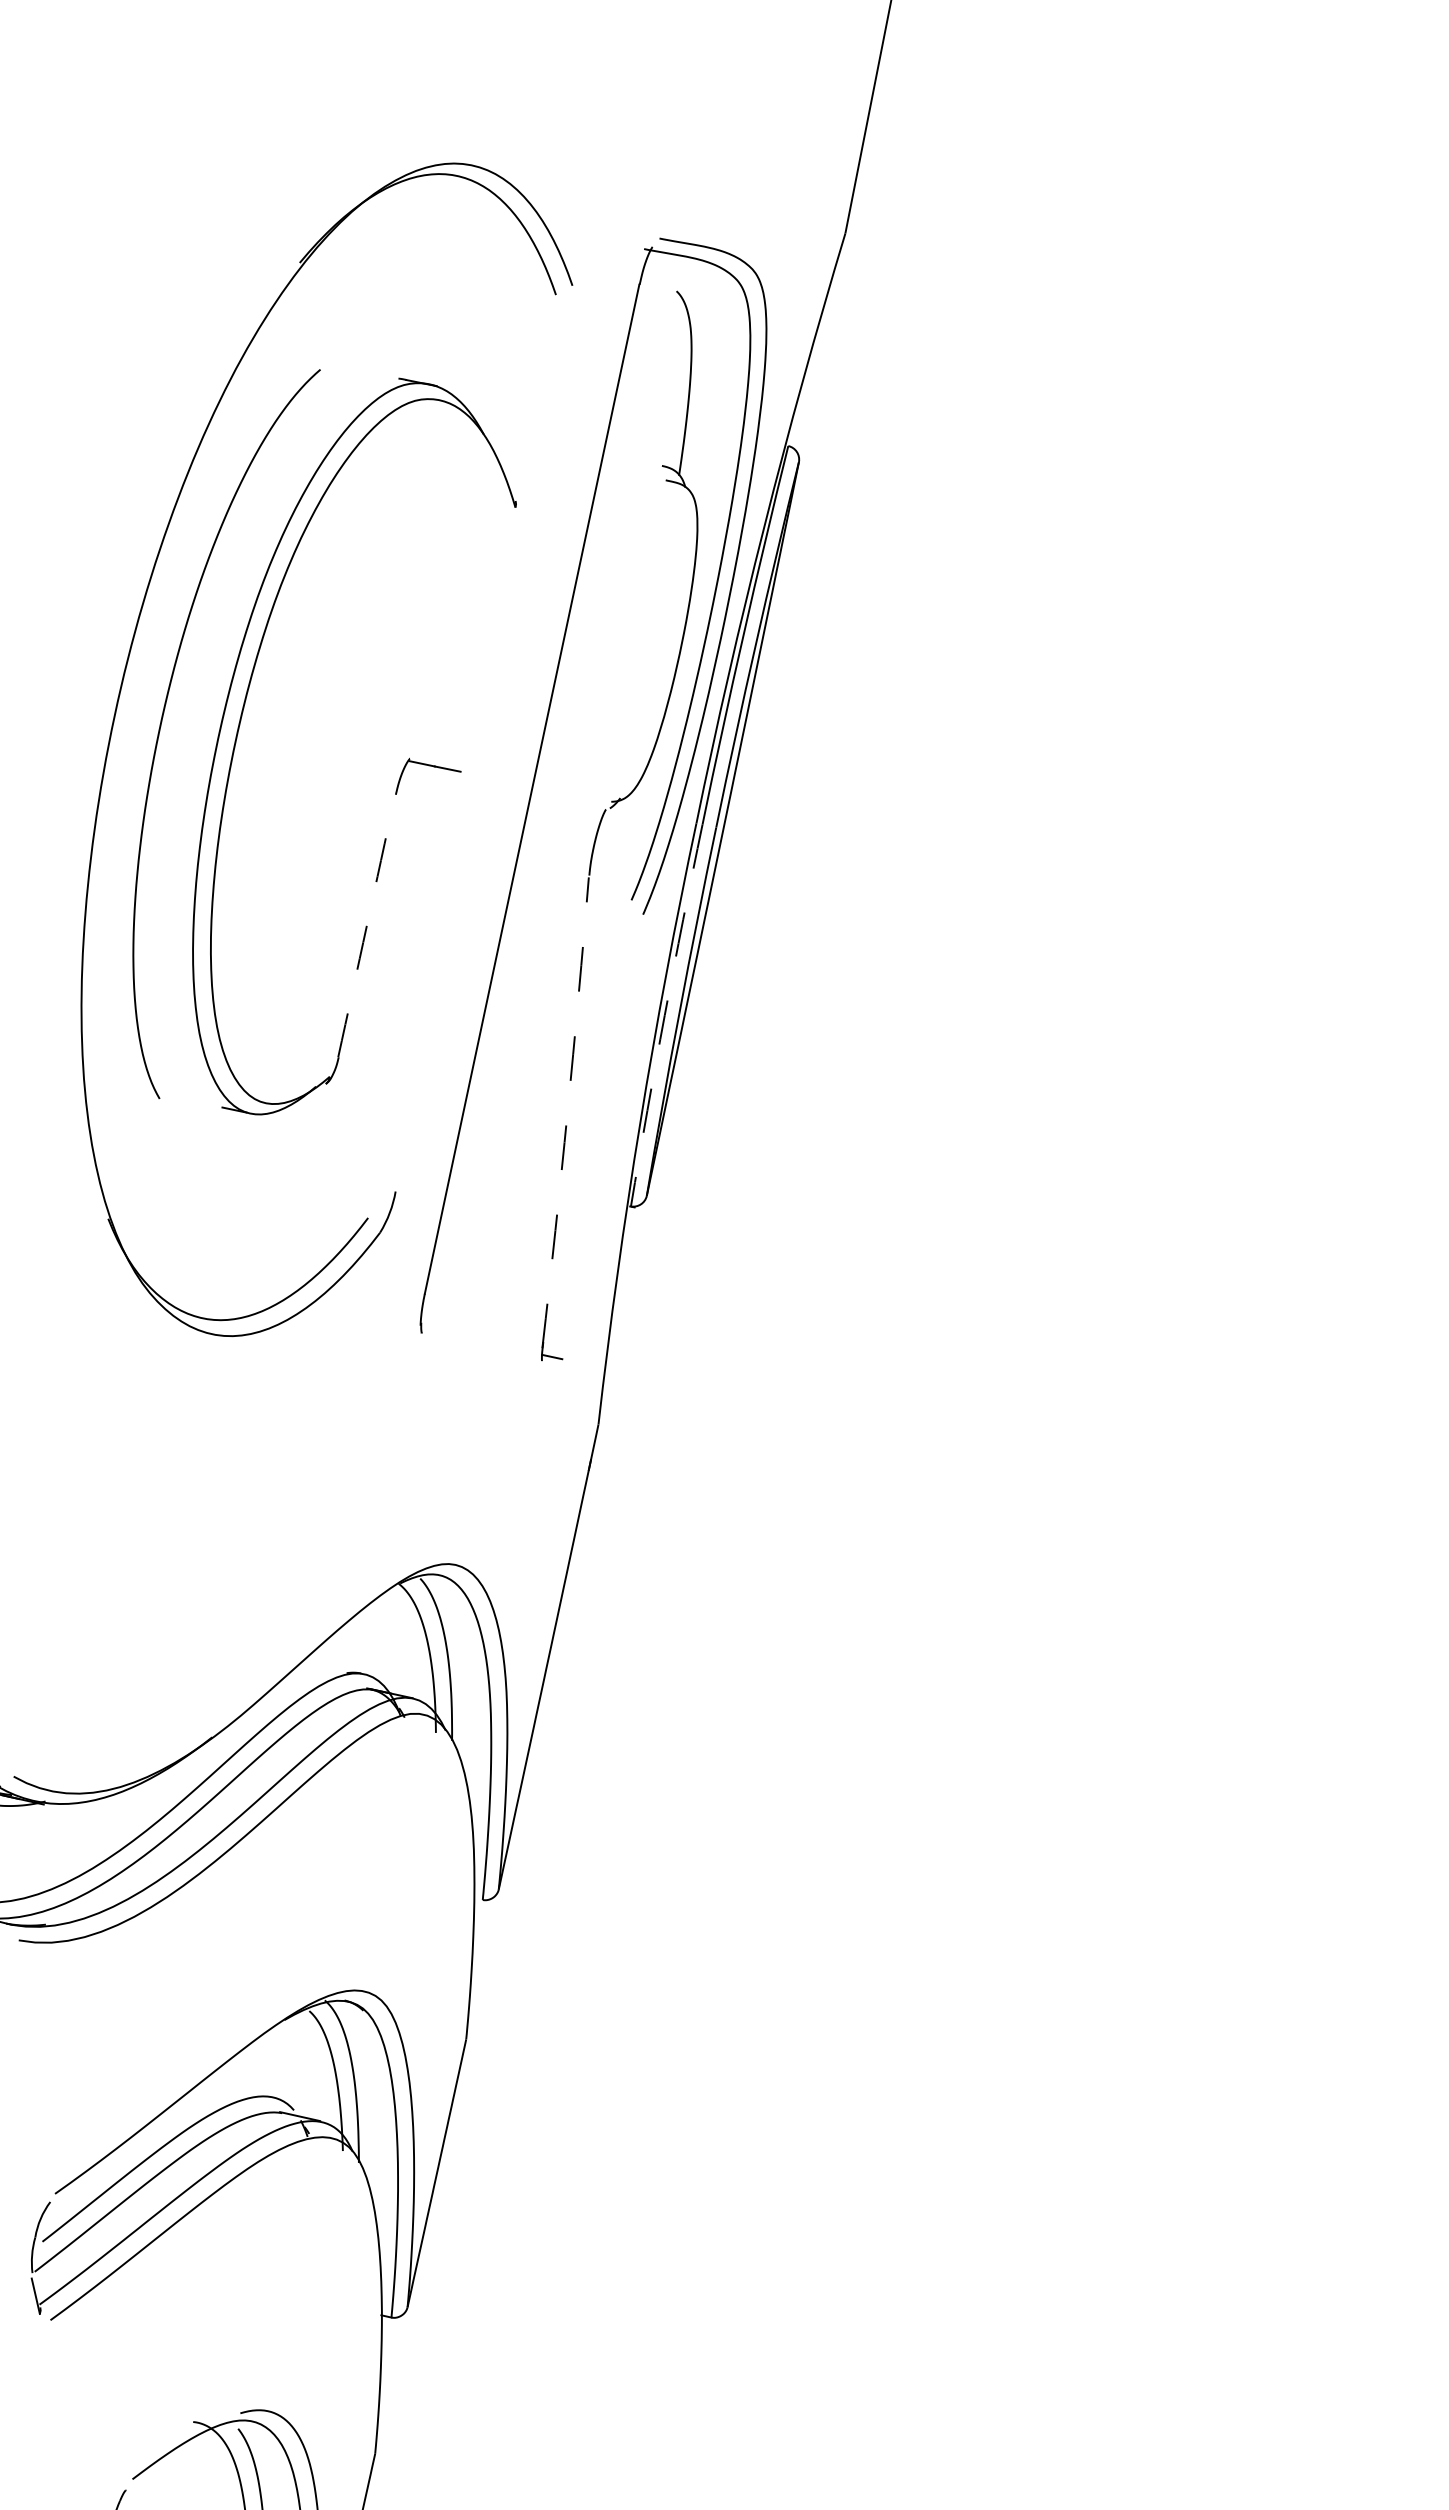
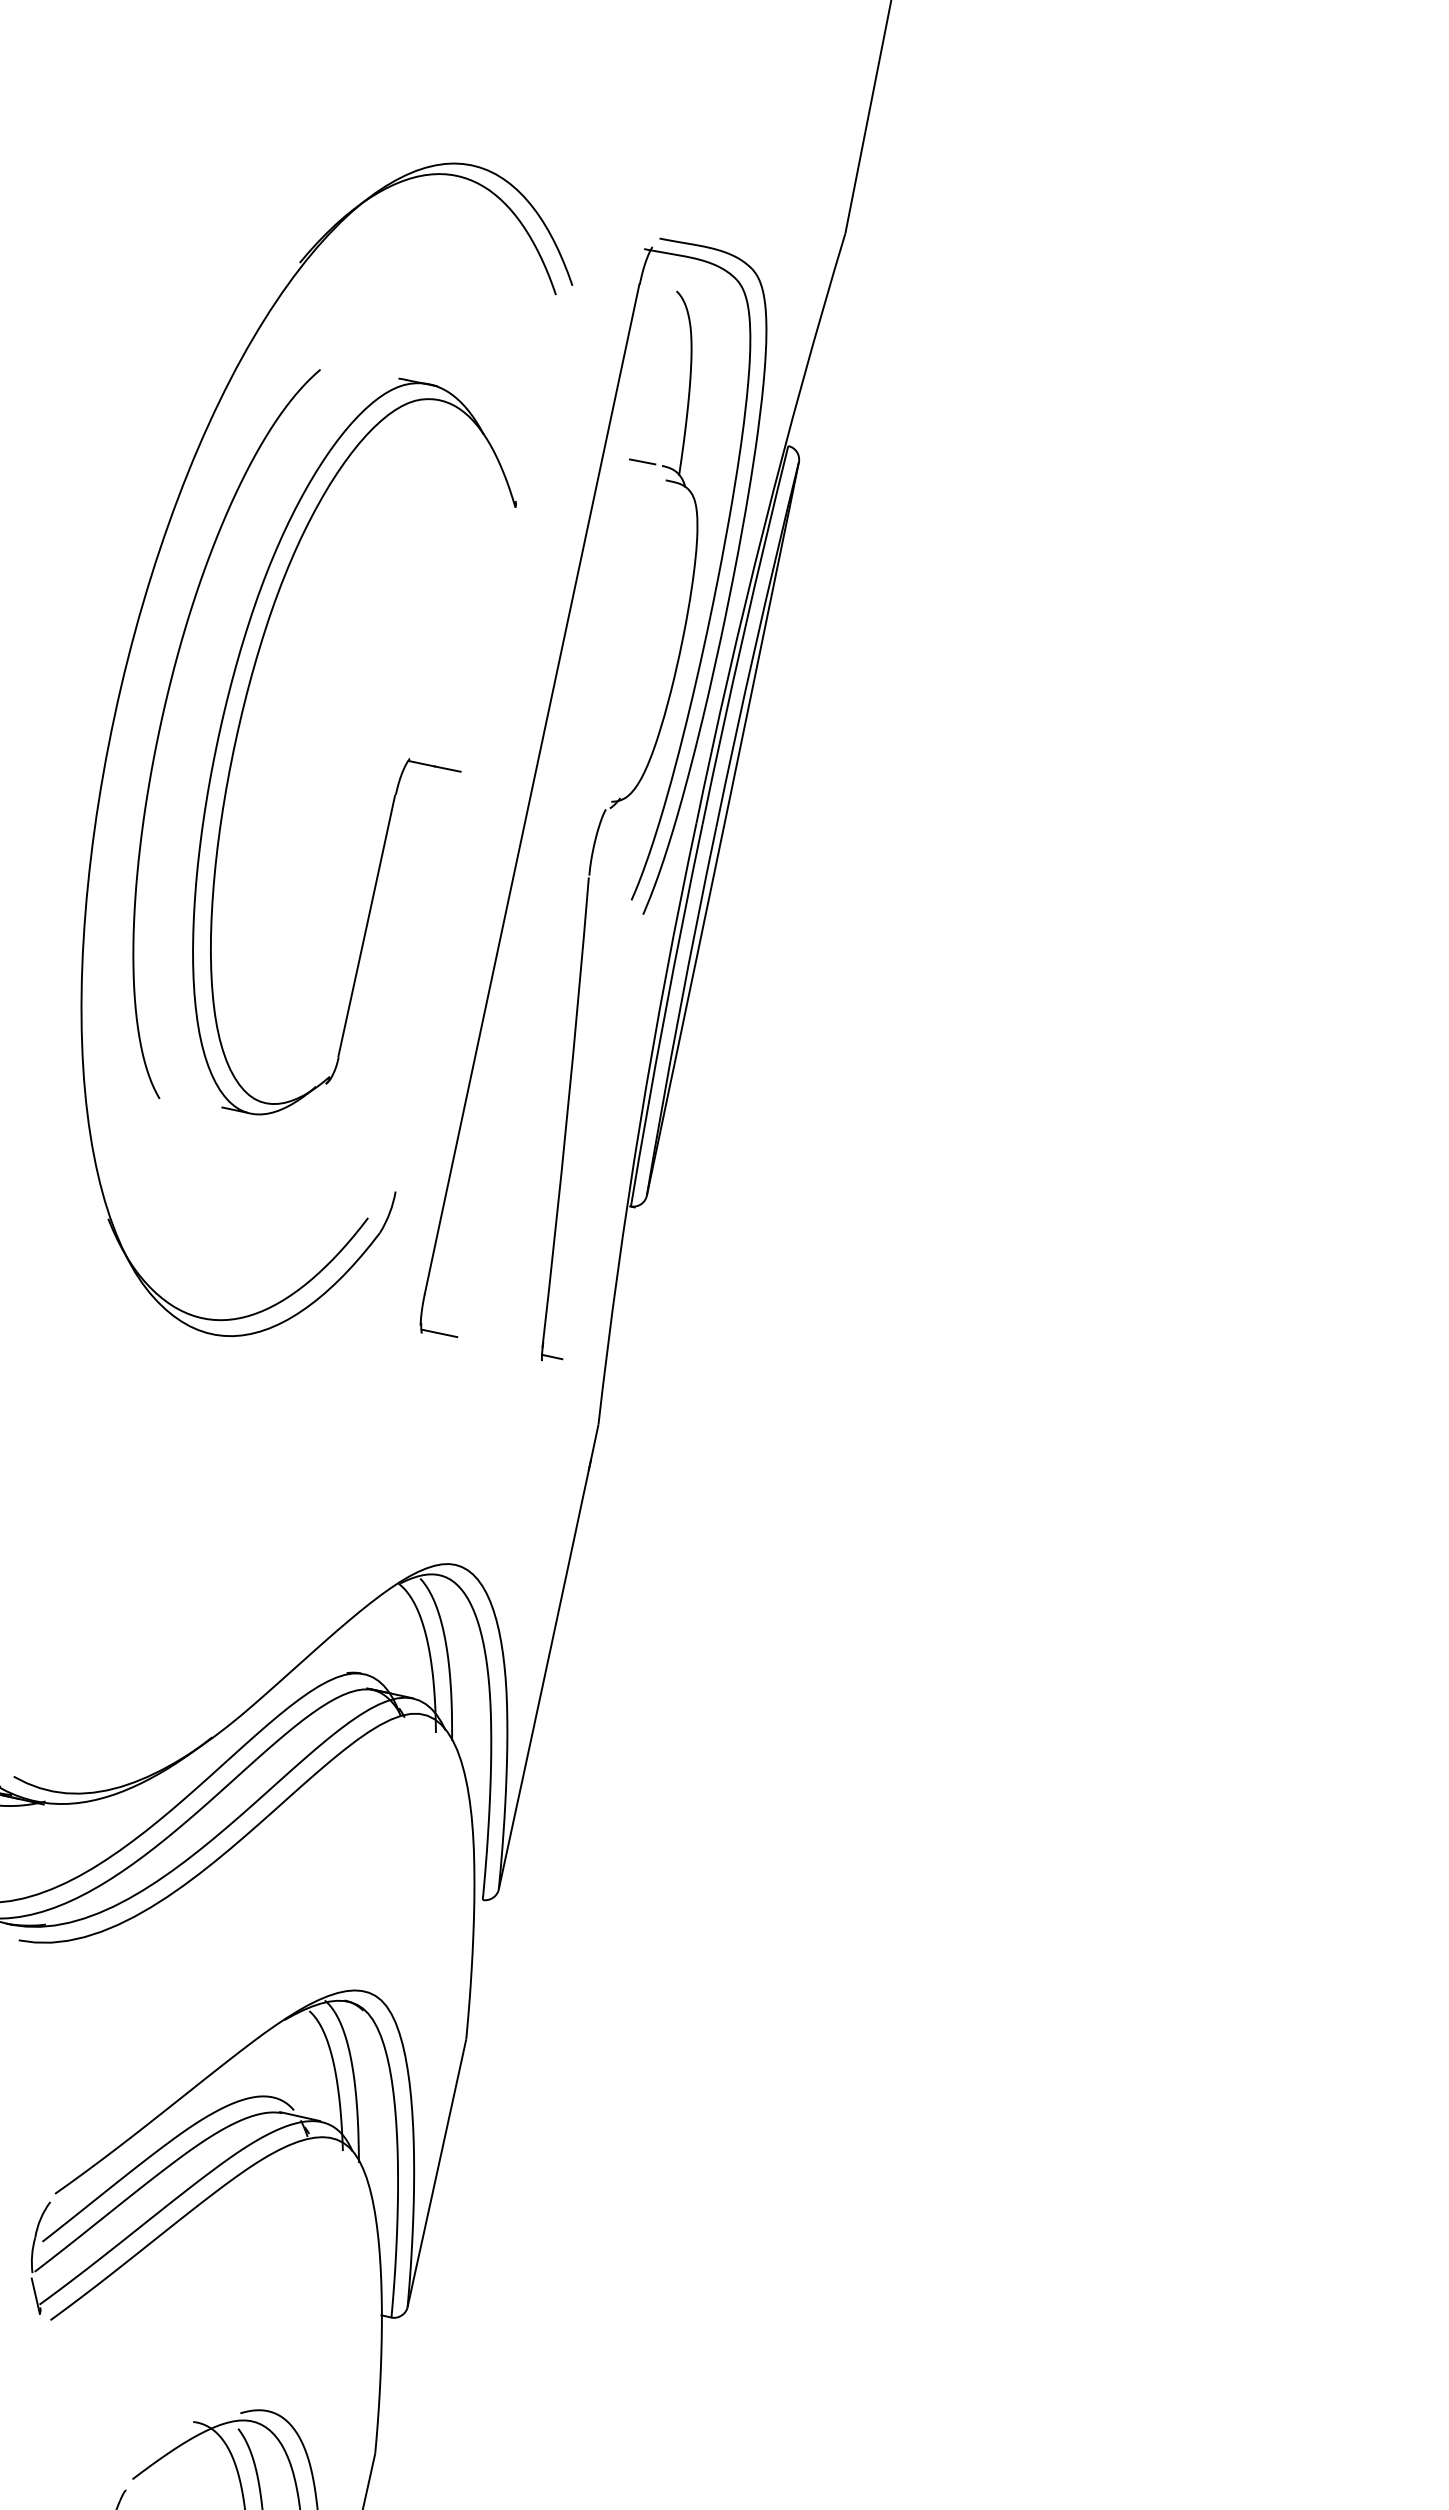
line: none -> present (642, 461)
arc: dashed -> solid (366, 925)
arc: dashed -> solid (664, 1015)
arc: dashed -> solid (567, 1113)
line: none -> present (439, 1333)
